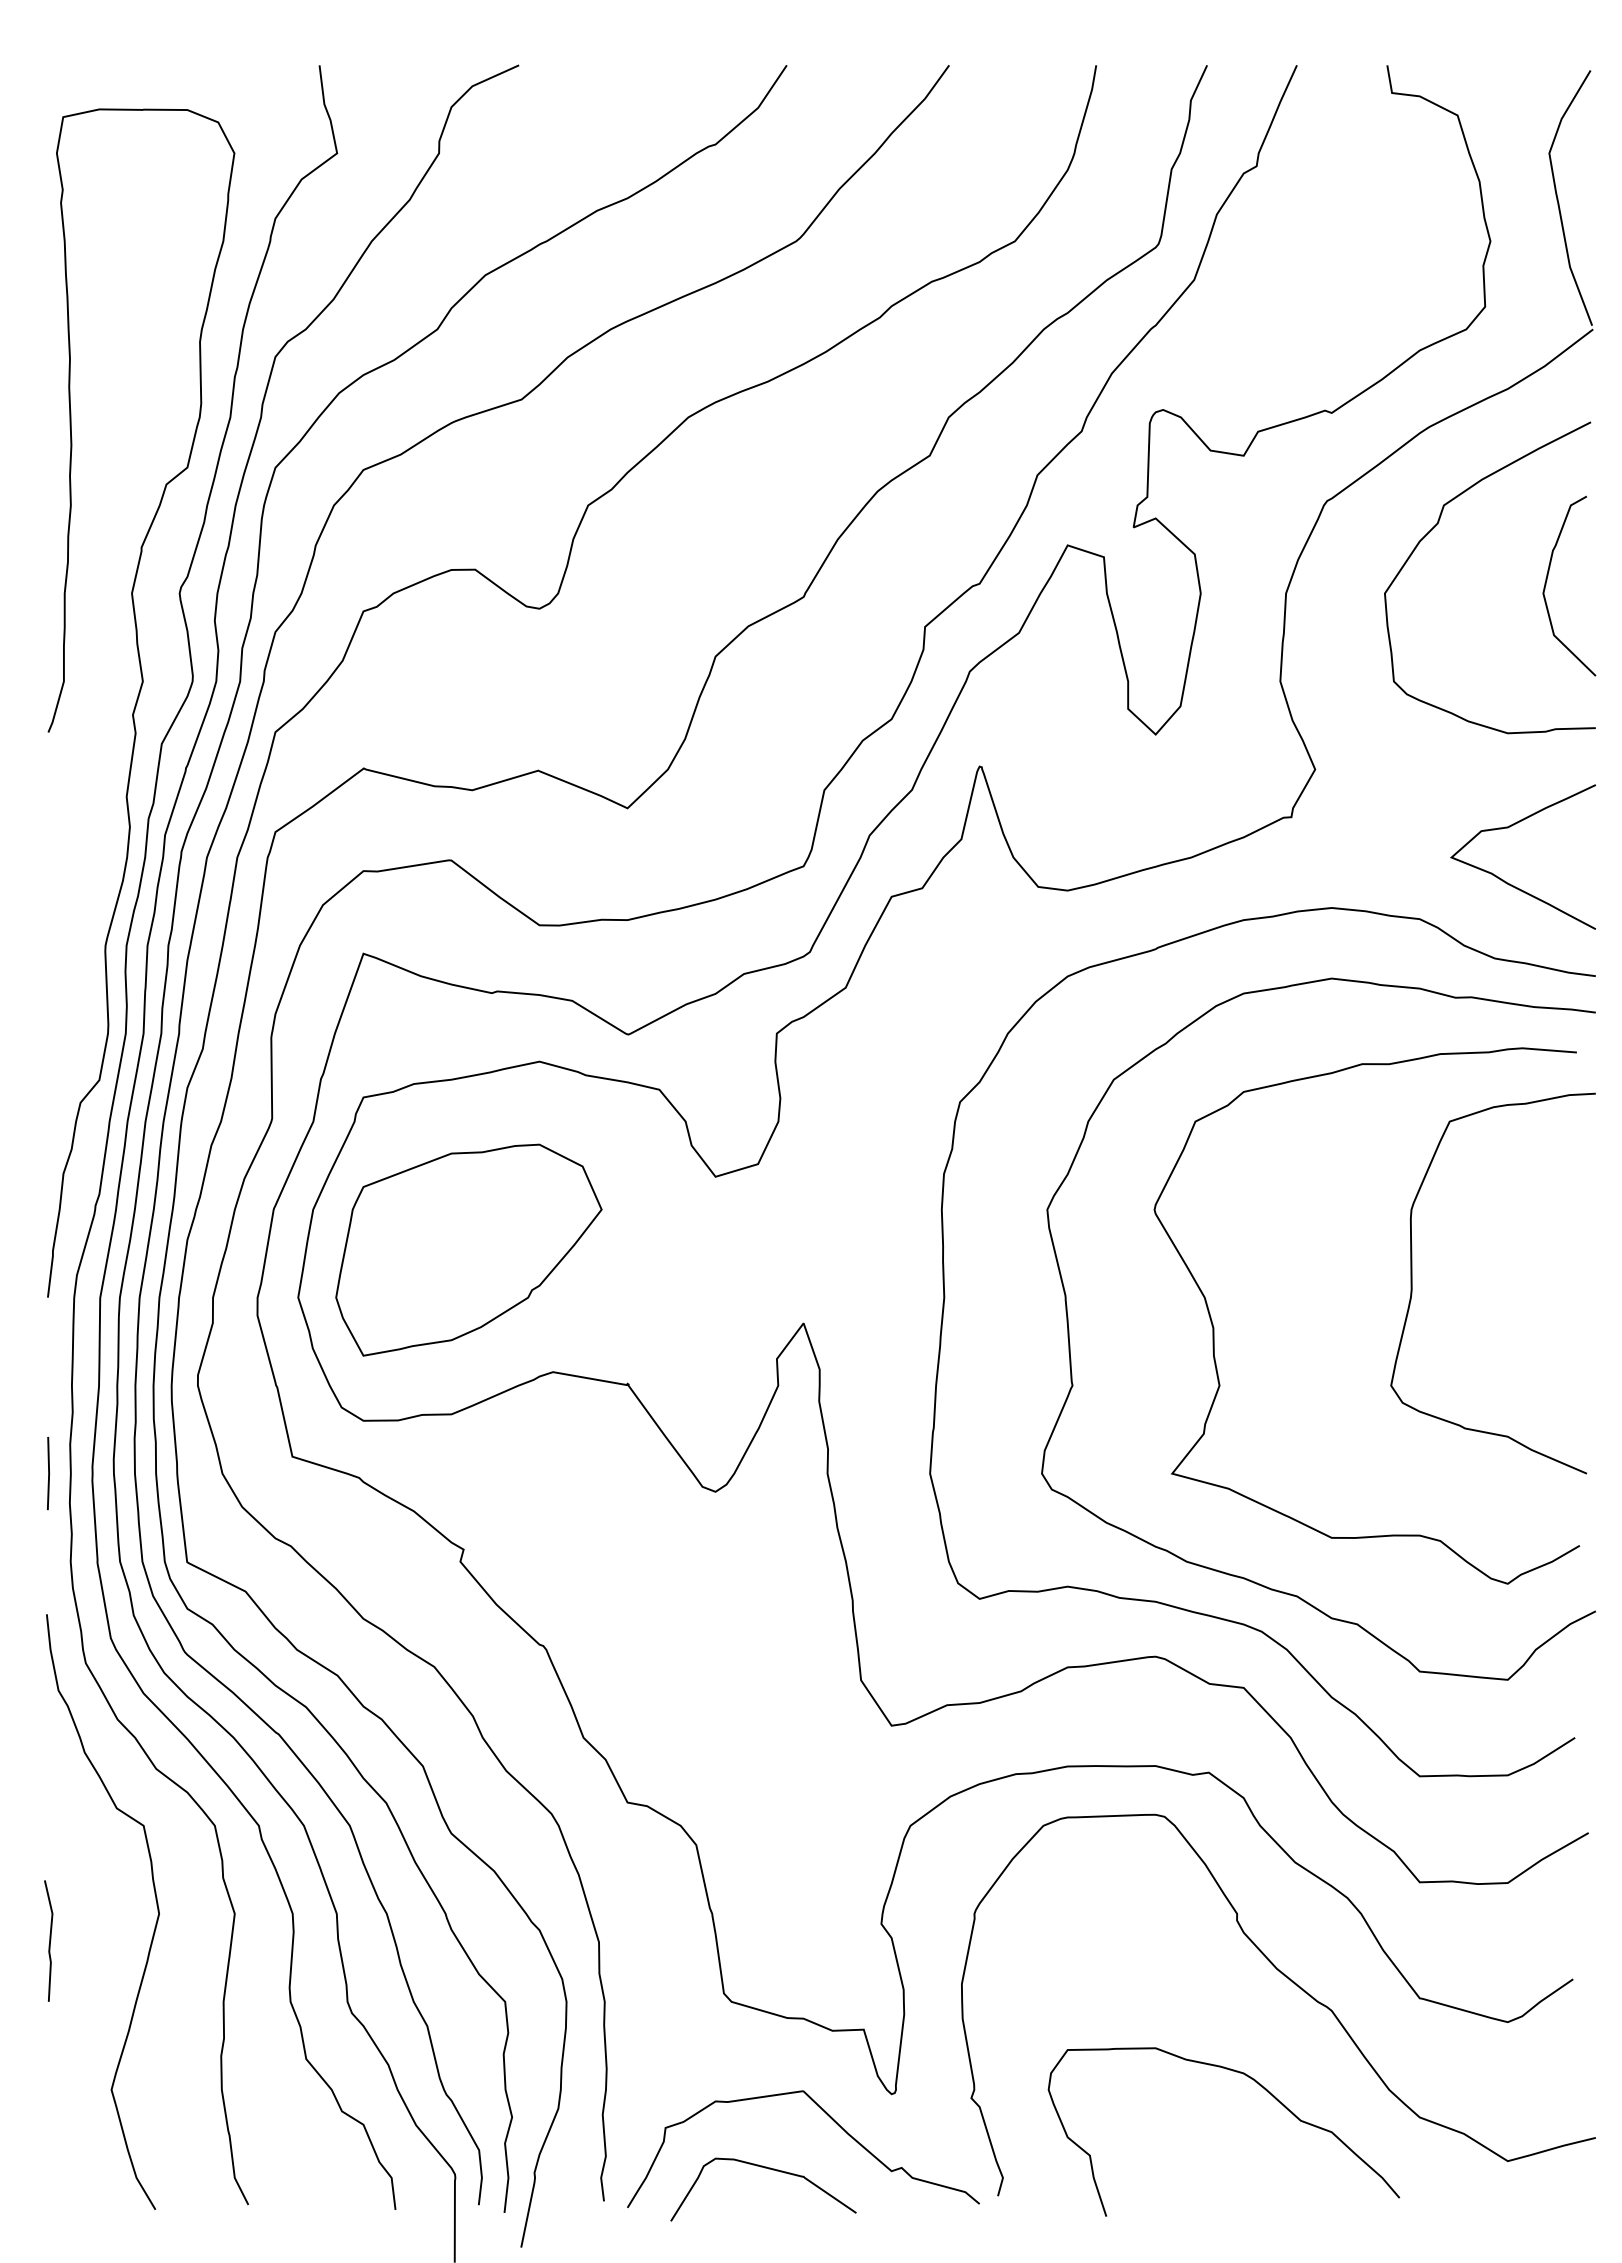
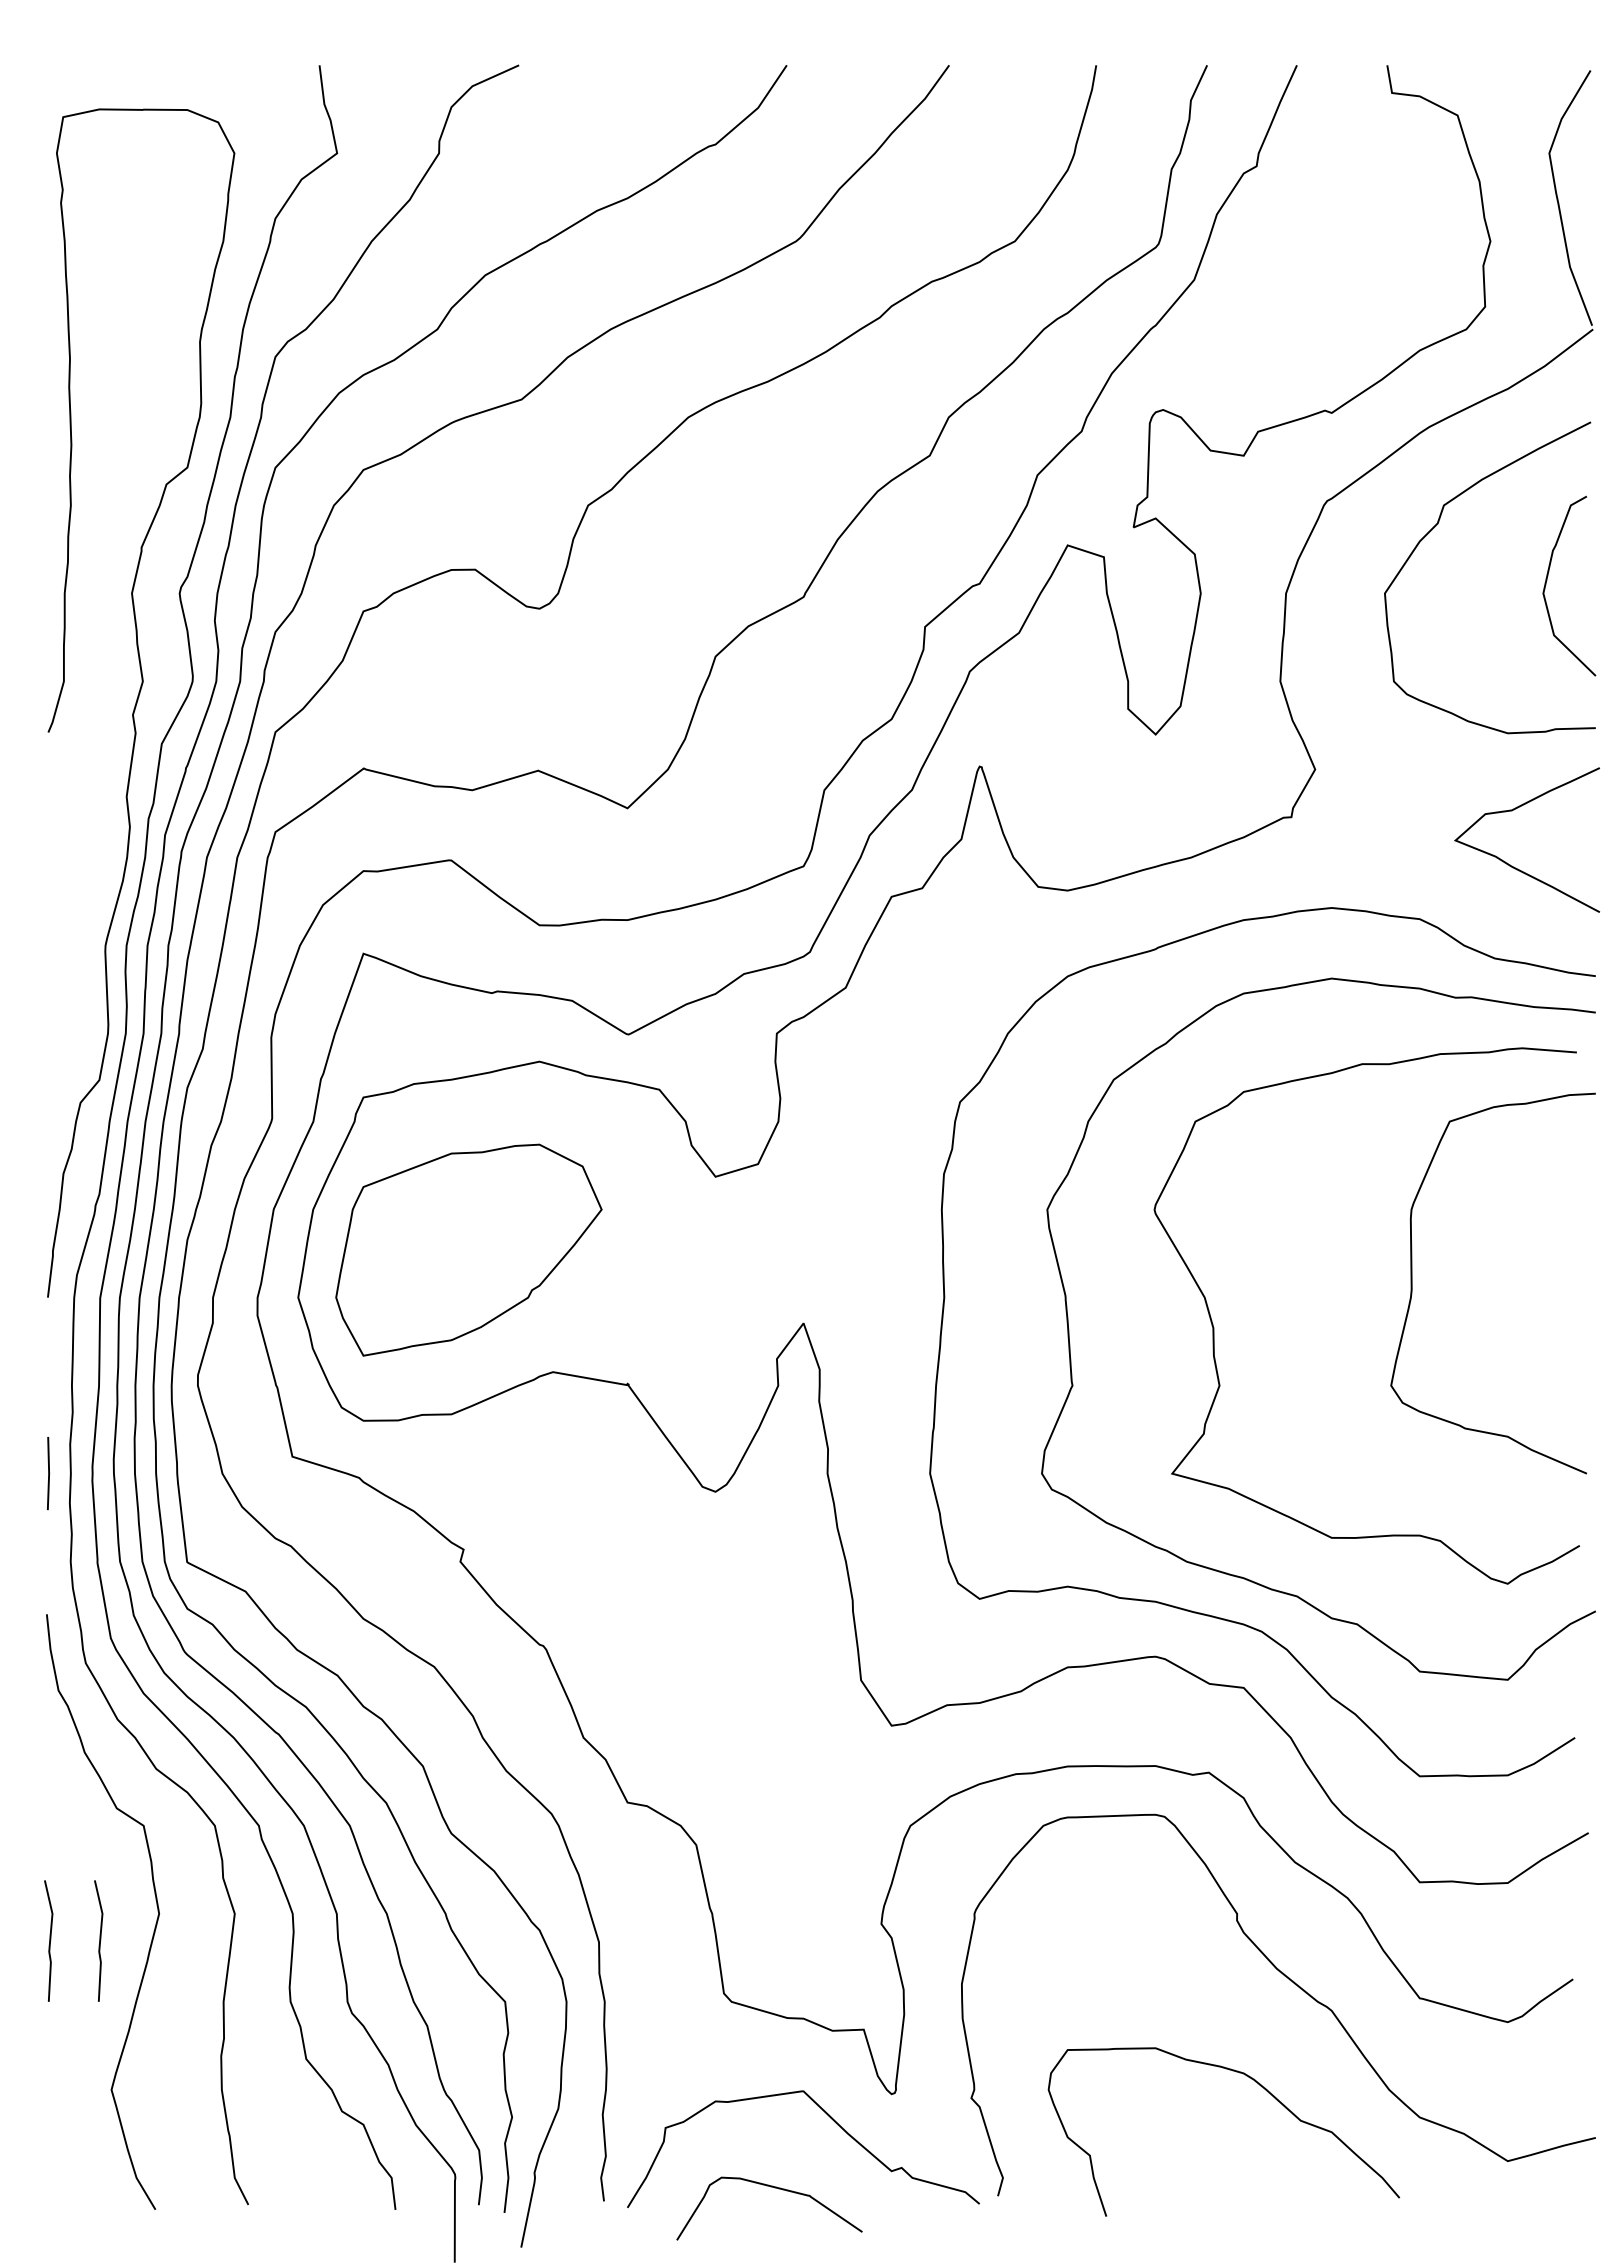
curve position: (1506, 881) -> (1510, 864) (1510, 864)
line: none -> present (99, 1940)
curve position: (768, 2169) -> (774, 2188) (774, 2188)
